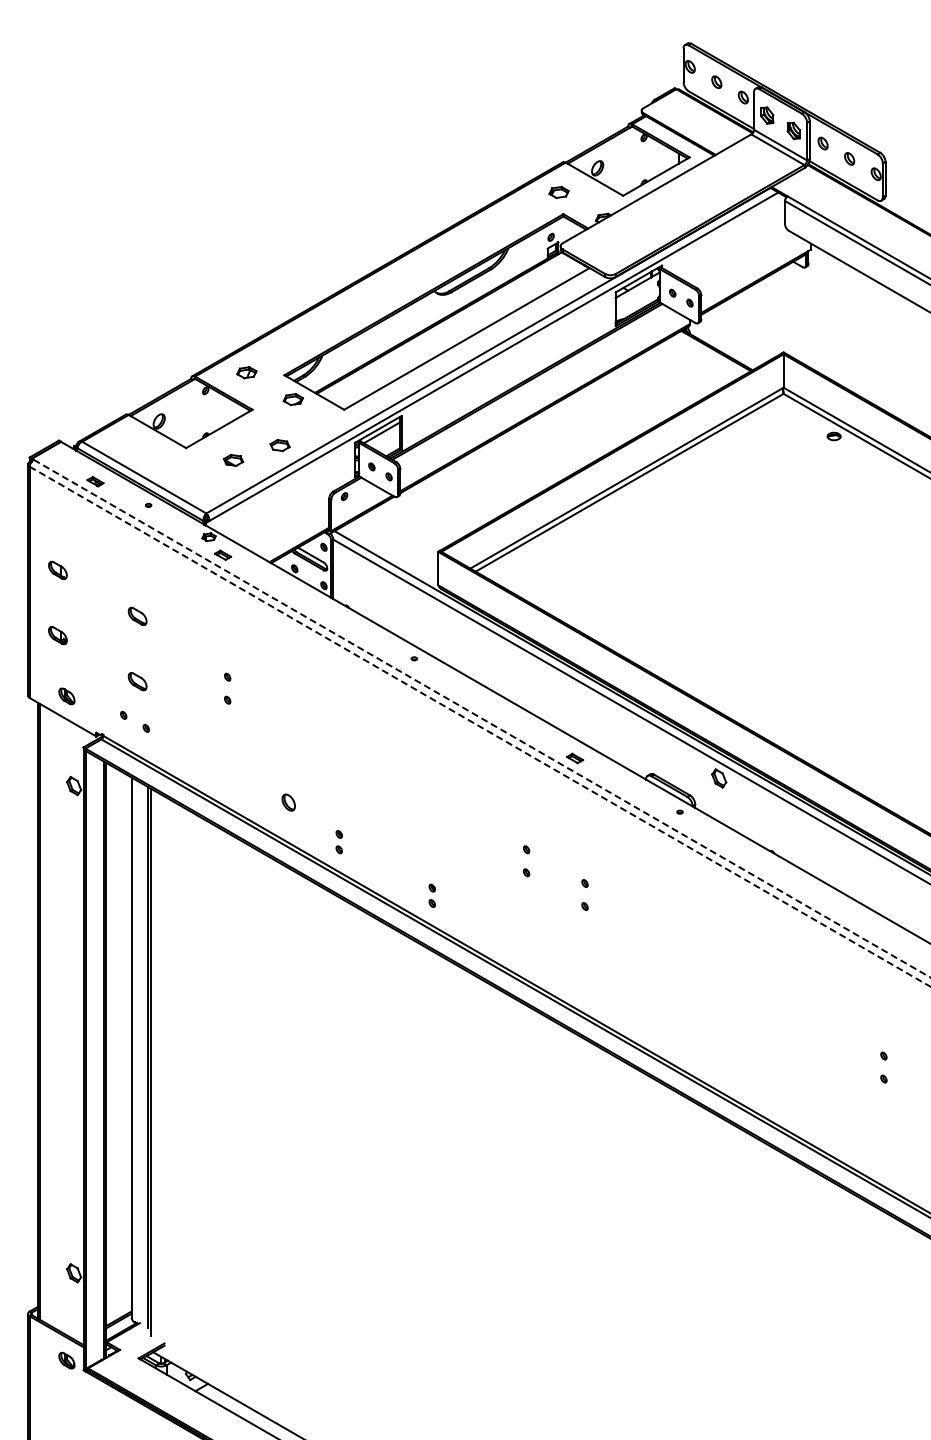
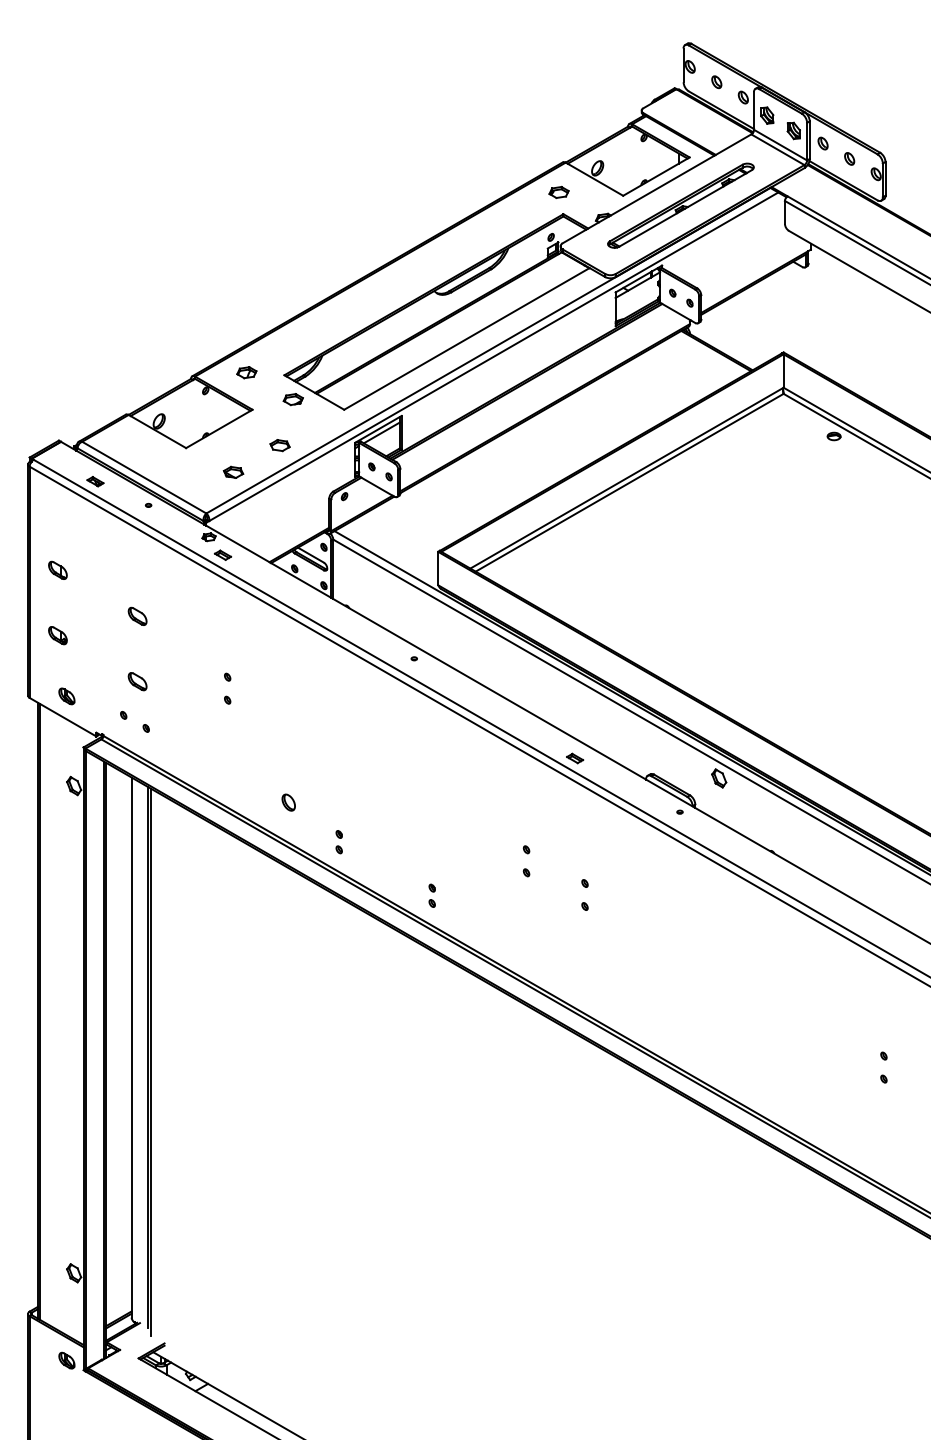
part: none -> present (680, 205)
part position: (233, 459) -> (233, 471) (233, 471)
line: dashed -> solid (482, 718)
line: dashed -> solid (480, 726)
